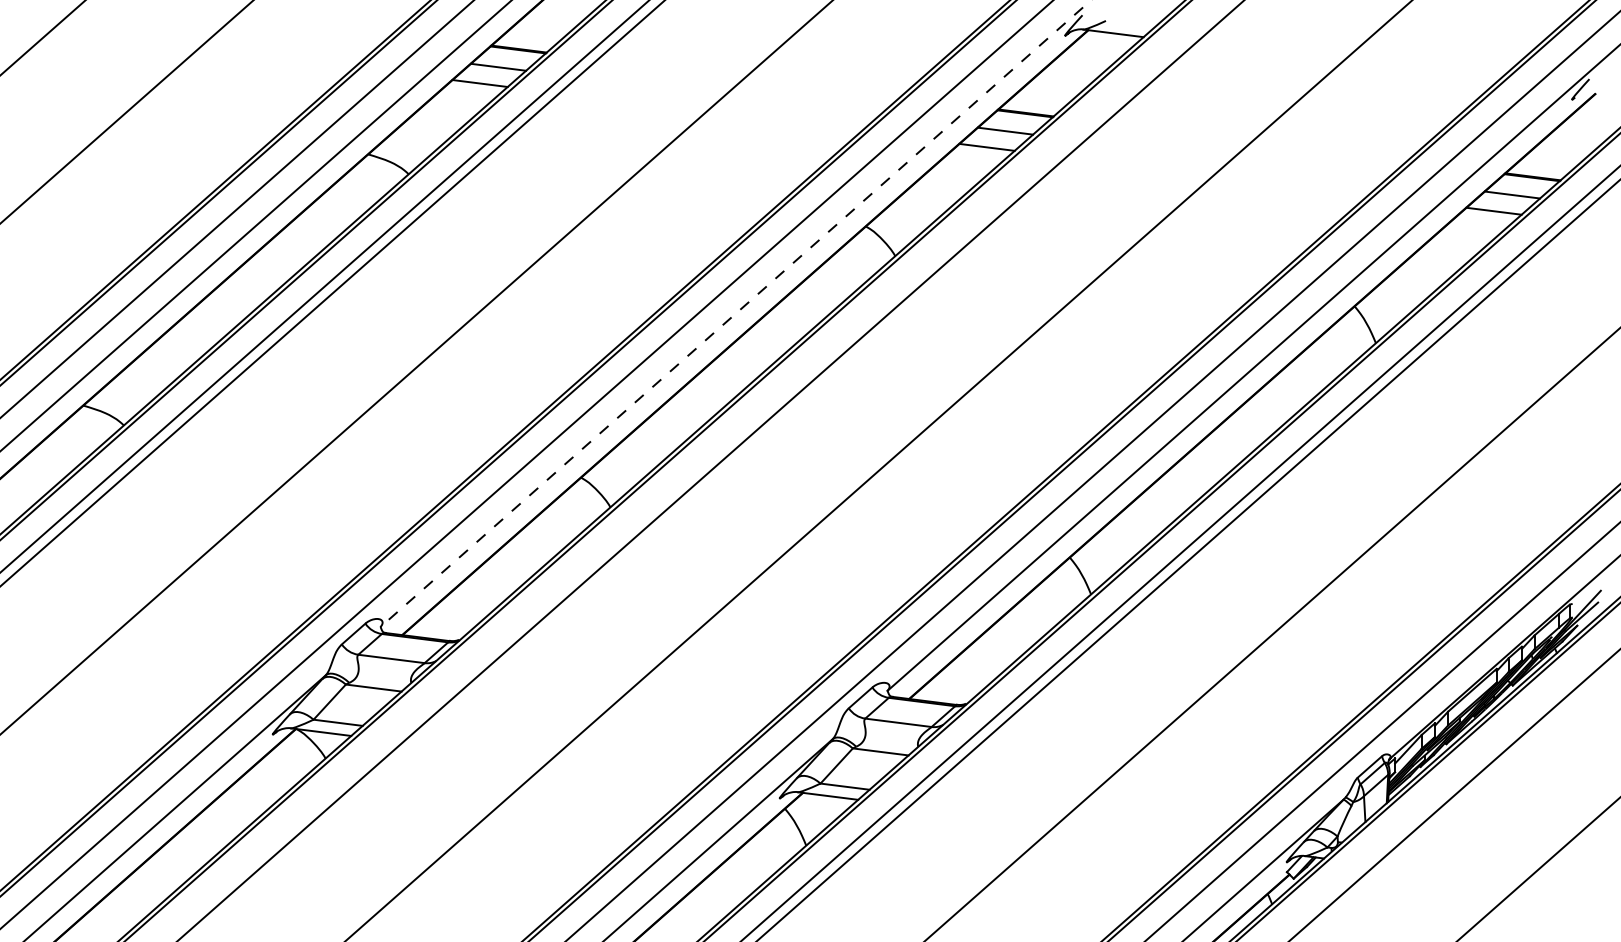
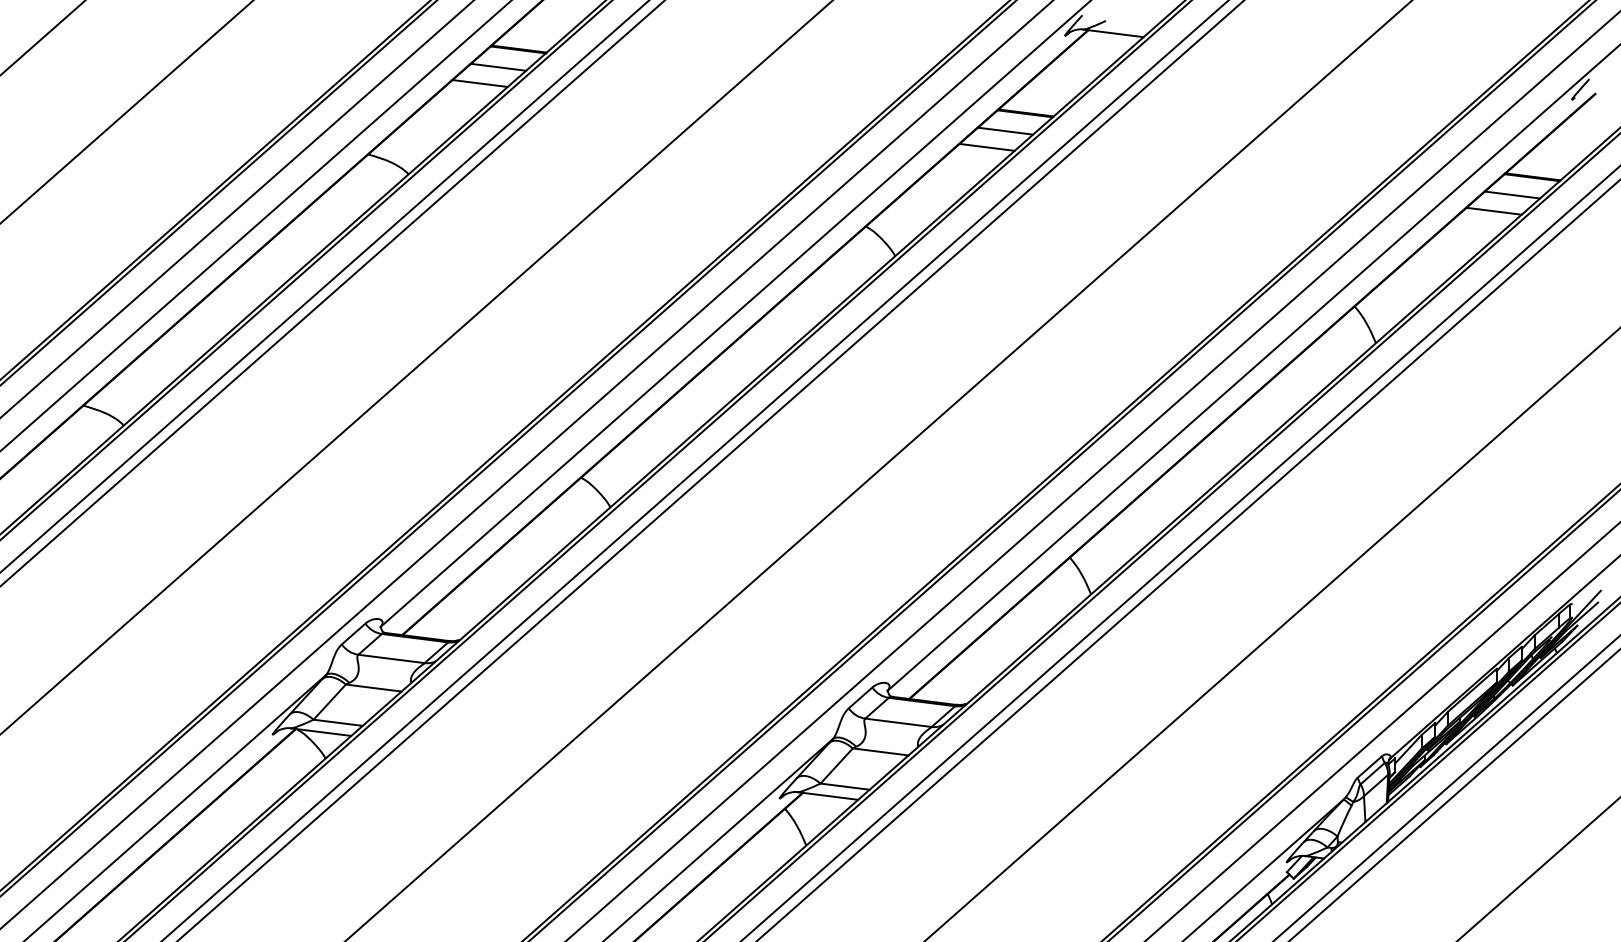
line: dashed -> solid (735, 313)
line: none -> present (695, 470)
line: none -> present (1446, 787)
